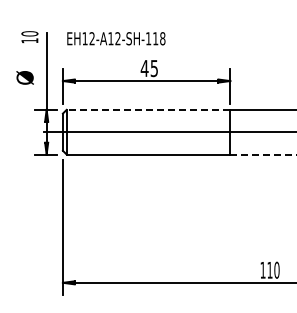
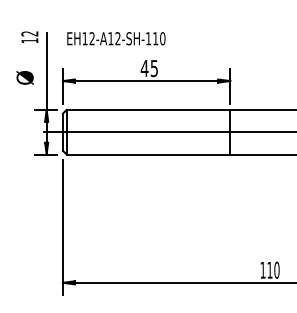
text: 10 -> 12 (29, 33)
text: EH12-A12-SH-118 -> EH12-A12-SH-110 (162, 38)
line: dashed -> solid (148, 109)
line: dashed -> solid (264, 154)
